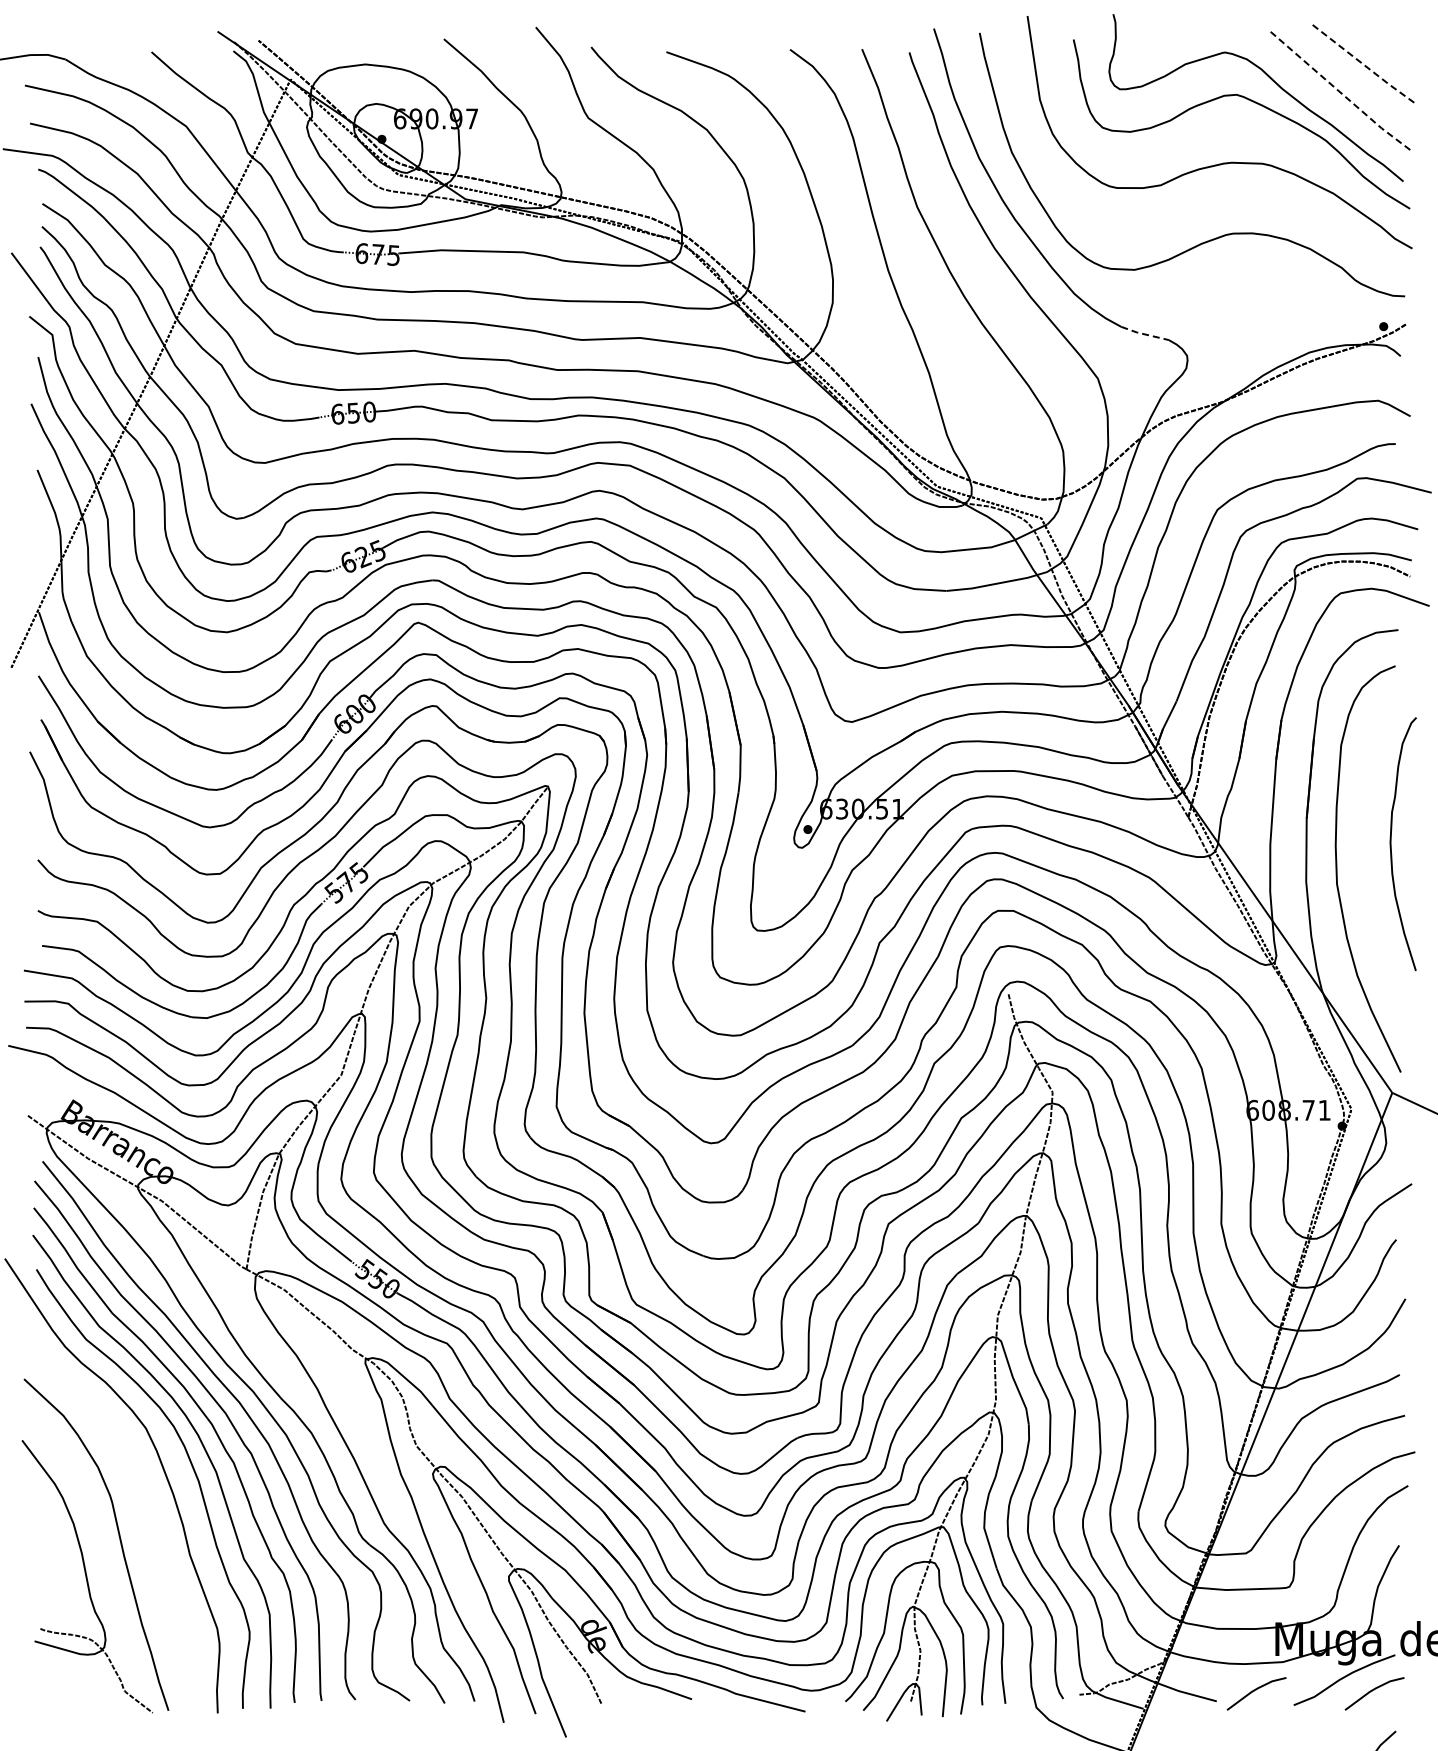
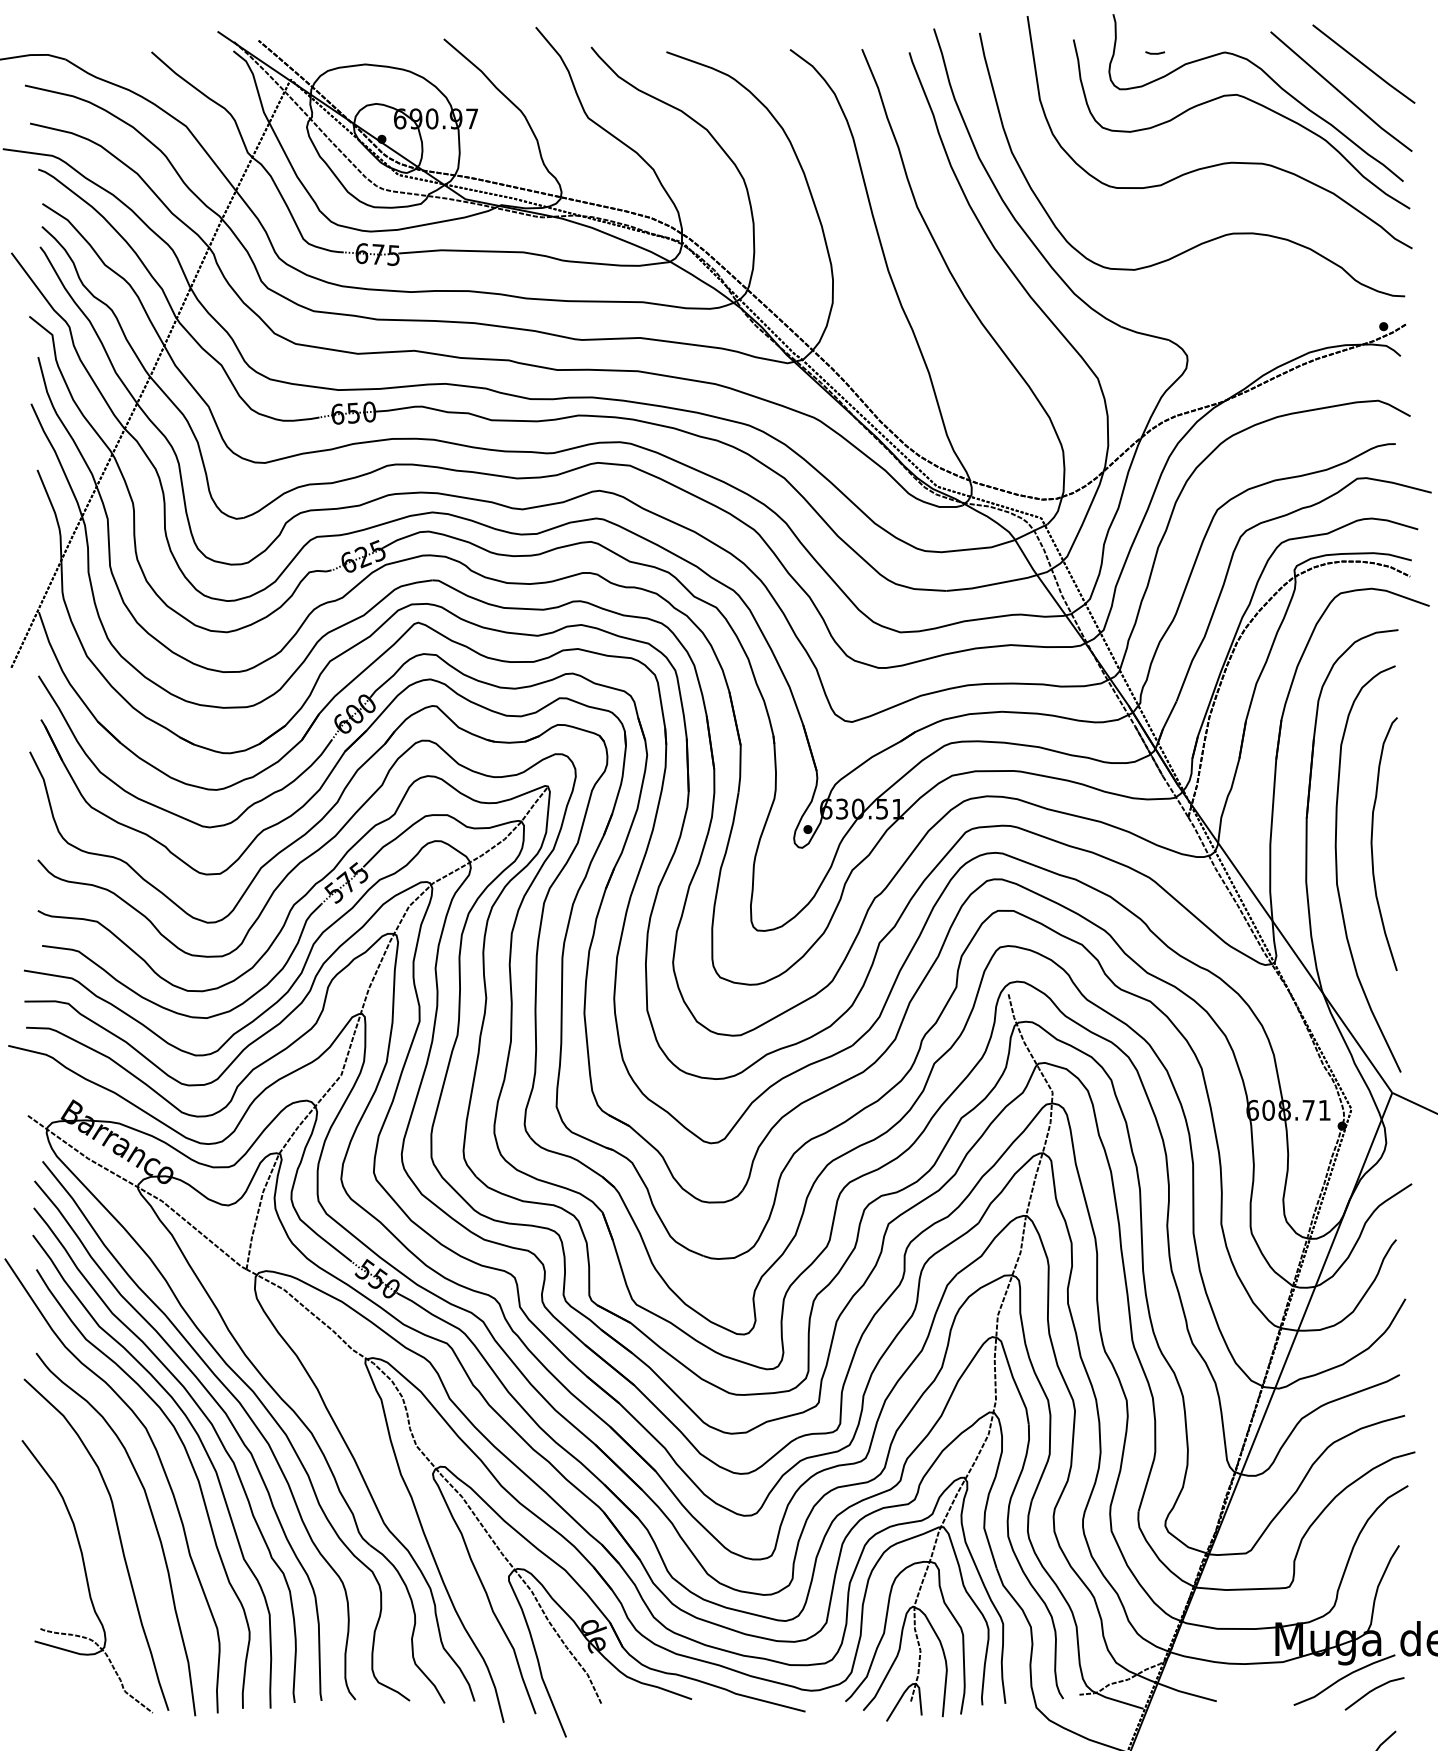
line: none -> present (1155, 52)
line: dashed -> solid (1364, 65)
line: dashed -> solid (1341, 93)
line: dashed -> solid (1144, 334)
curve position: (1391, 843) -> (1372, 843) (1372, 843)
curve: none -> present (153, 1522)
line: present -> none (1254, 1691)
